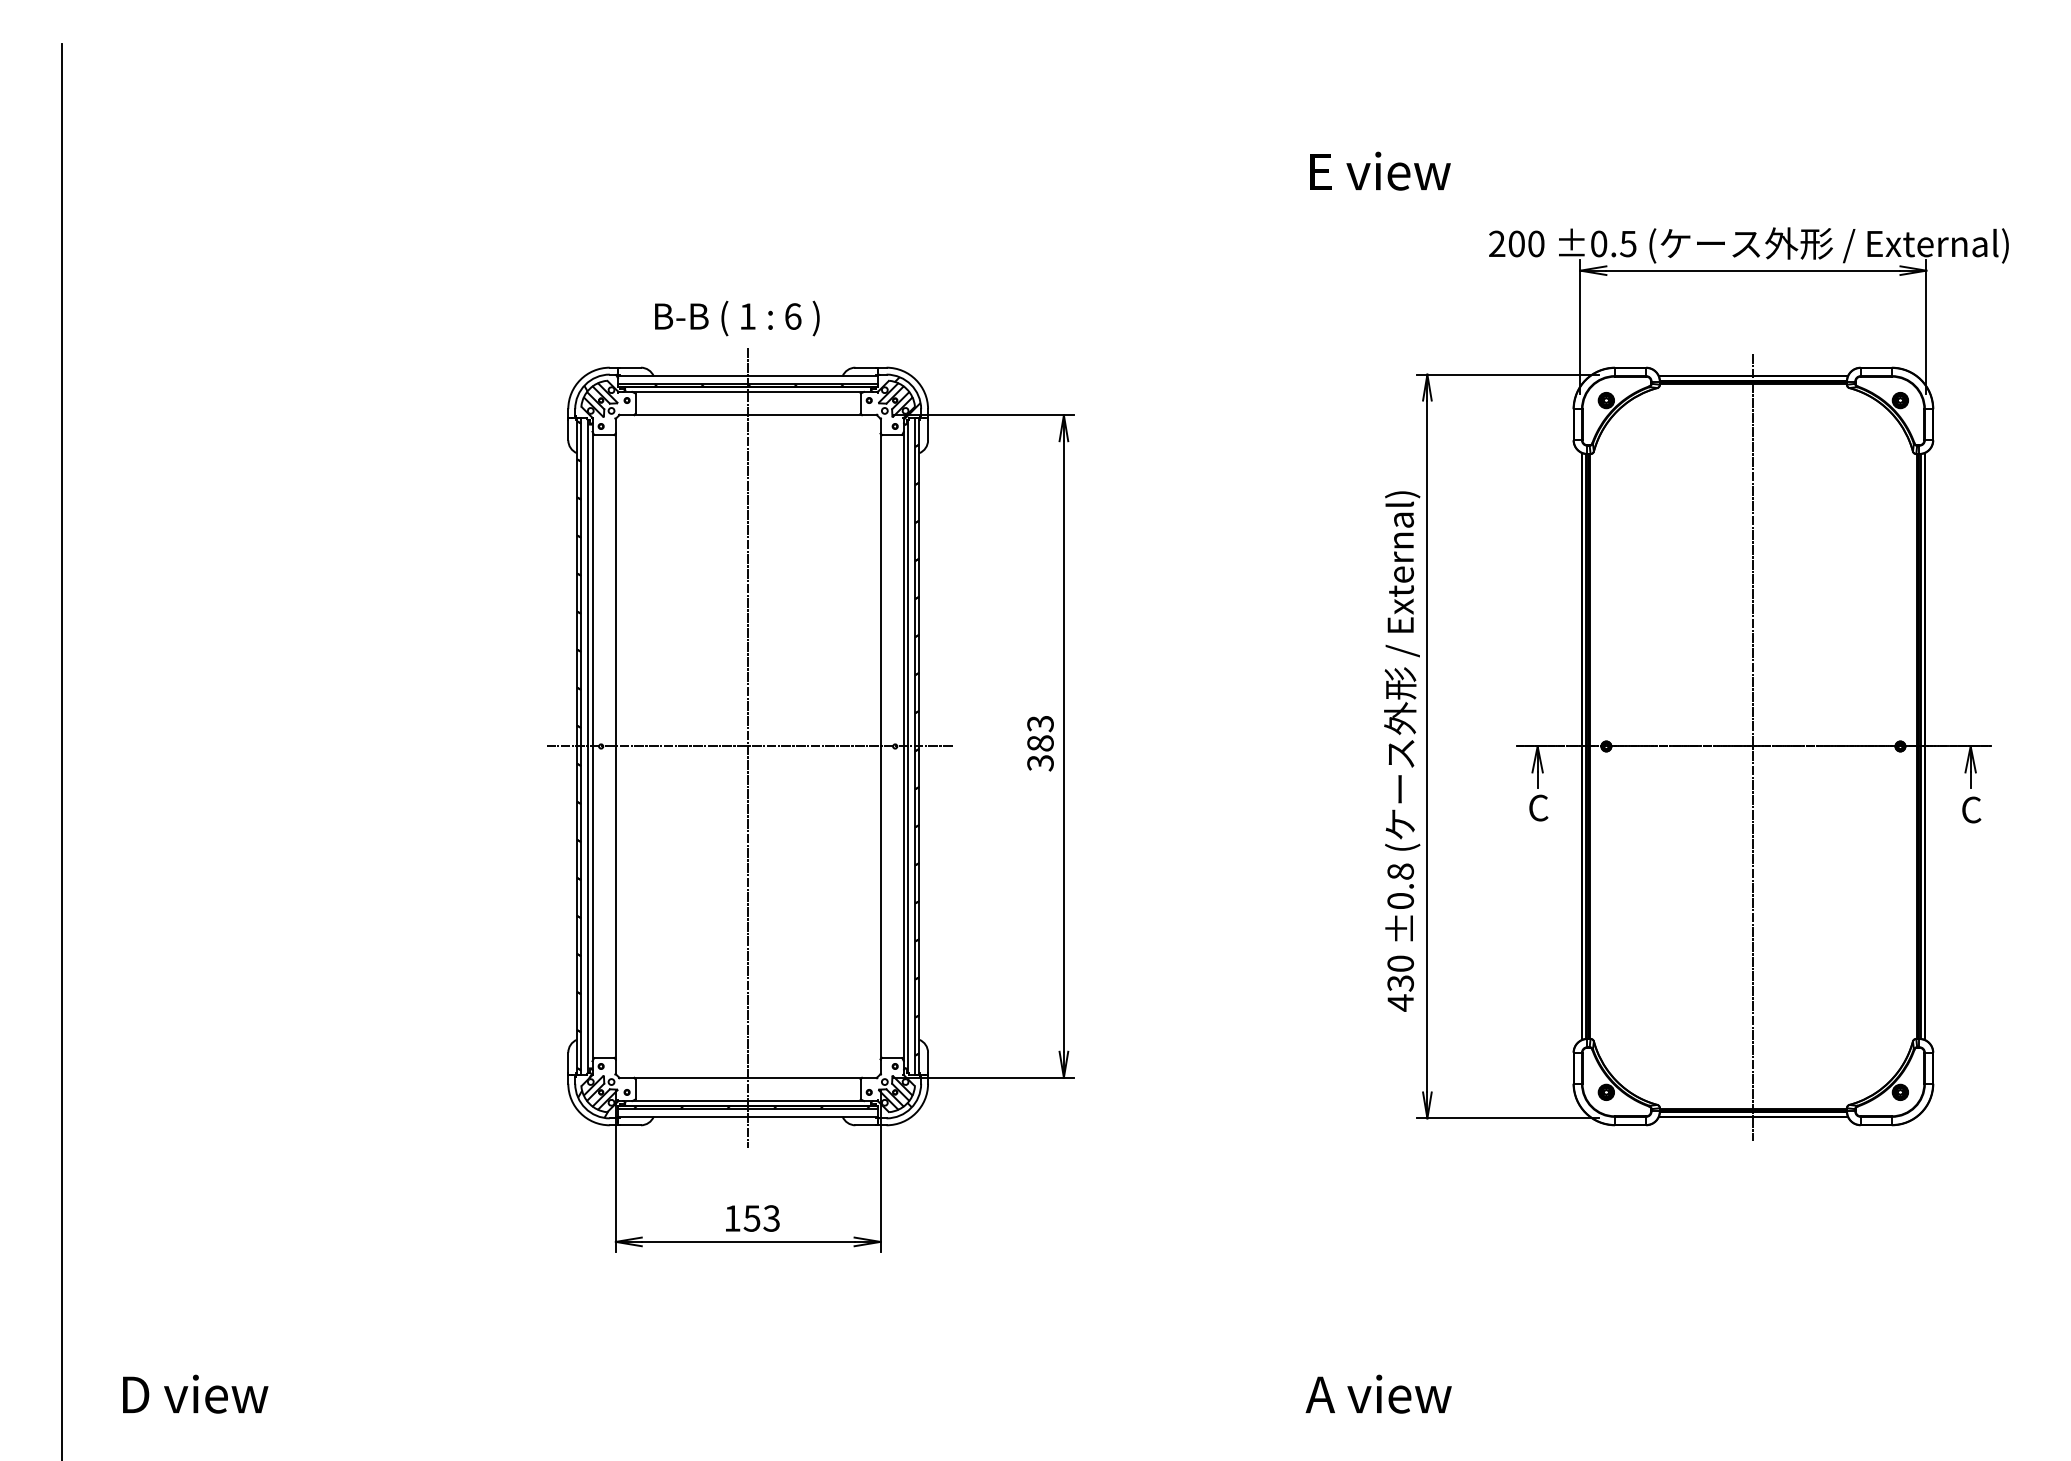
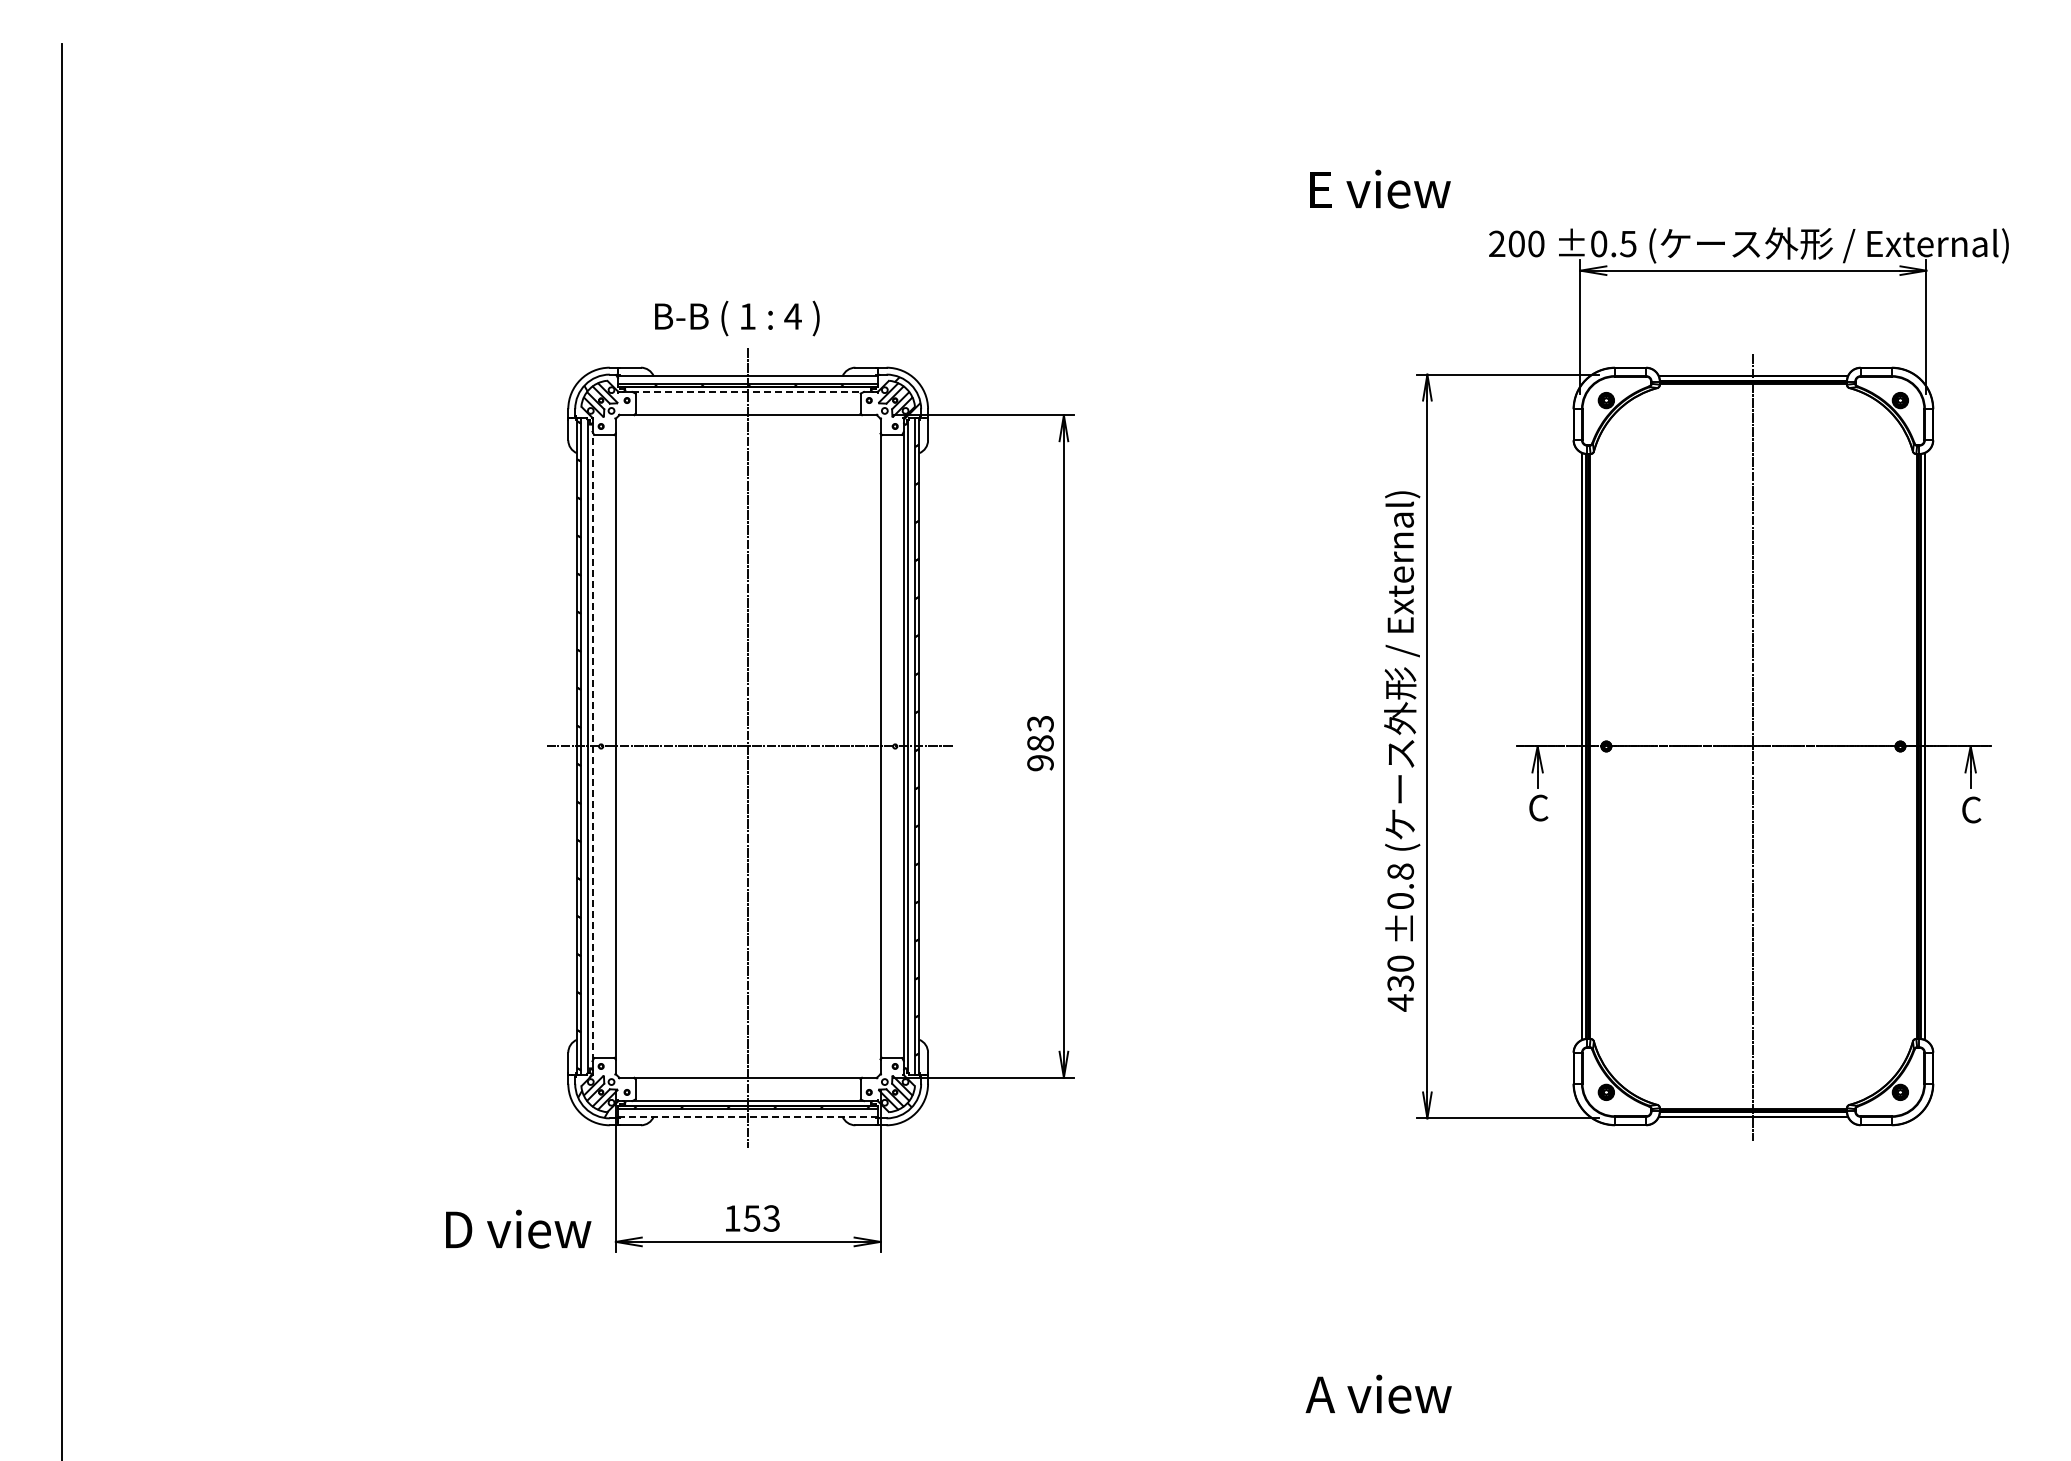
text position: (1380, 170) -> (1380, 188) (1380, 188)
text: 6 -> 4 (792, 316)
line: solid -> dashed (748, 391)
line: solid -> dashed (592, 746)
text: 383 -> 983 (1040, 763)
line: solid -> dashed (748, 1116)
text position: (195, 1393) -> (518, 1228) (518, 1228)
